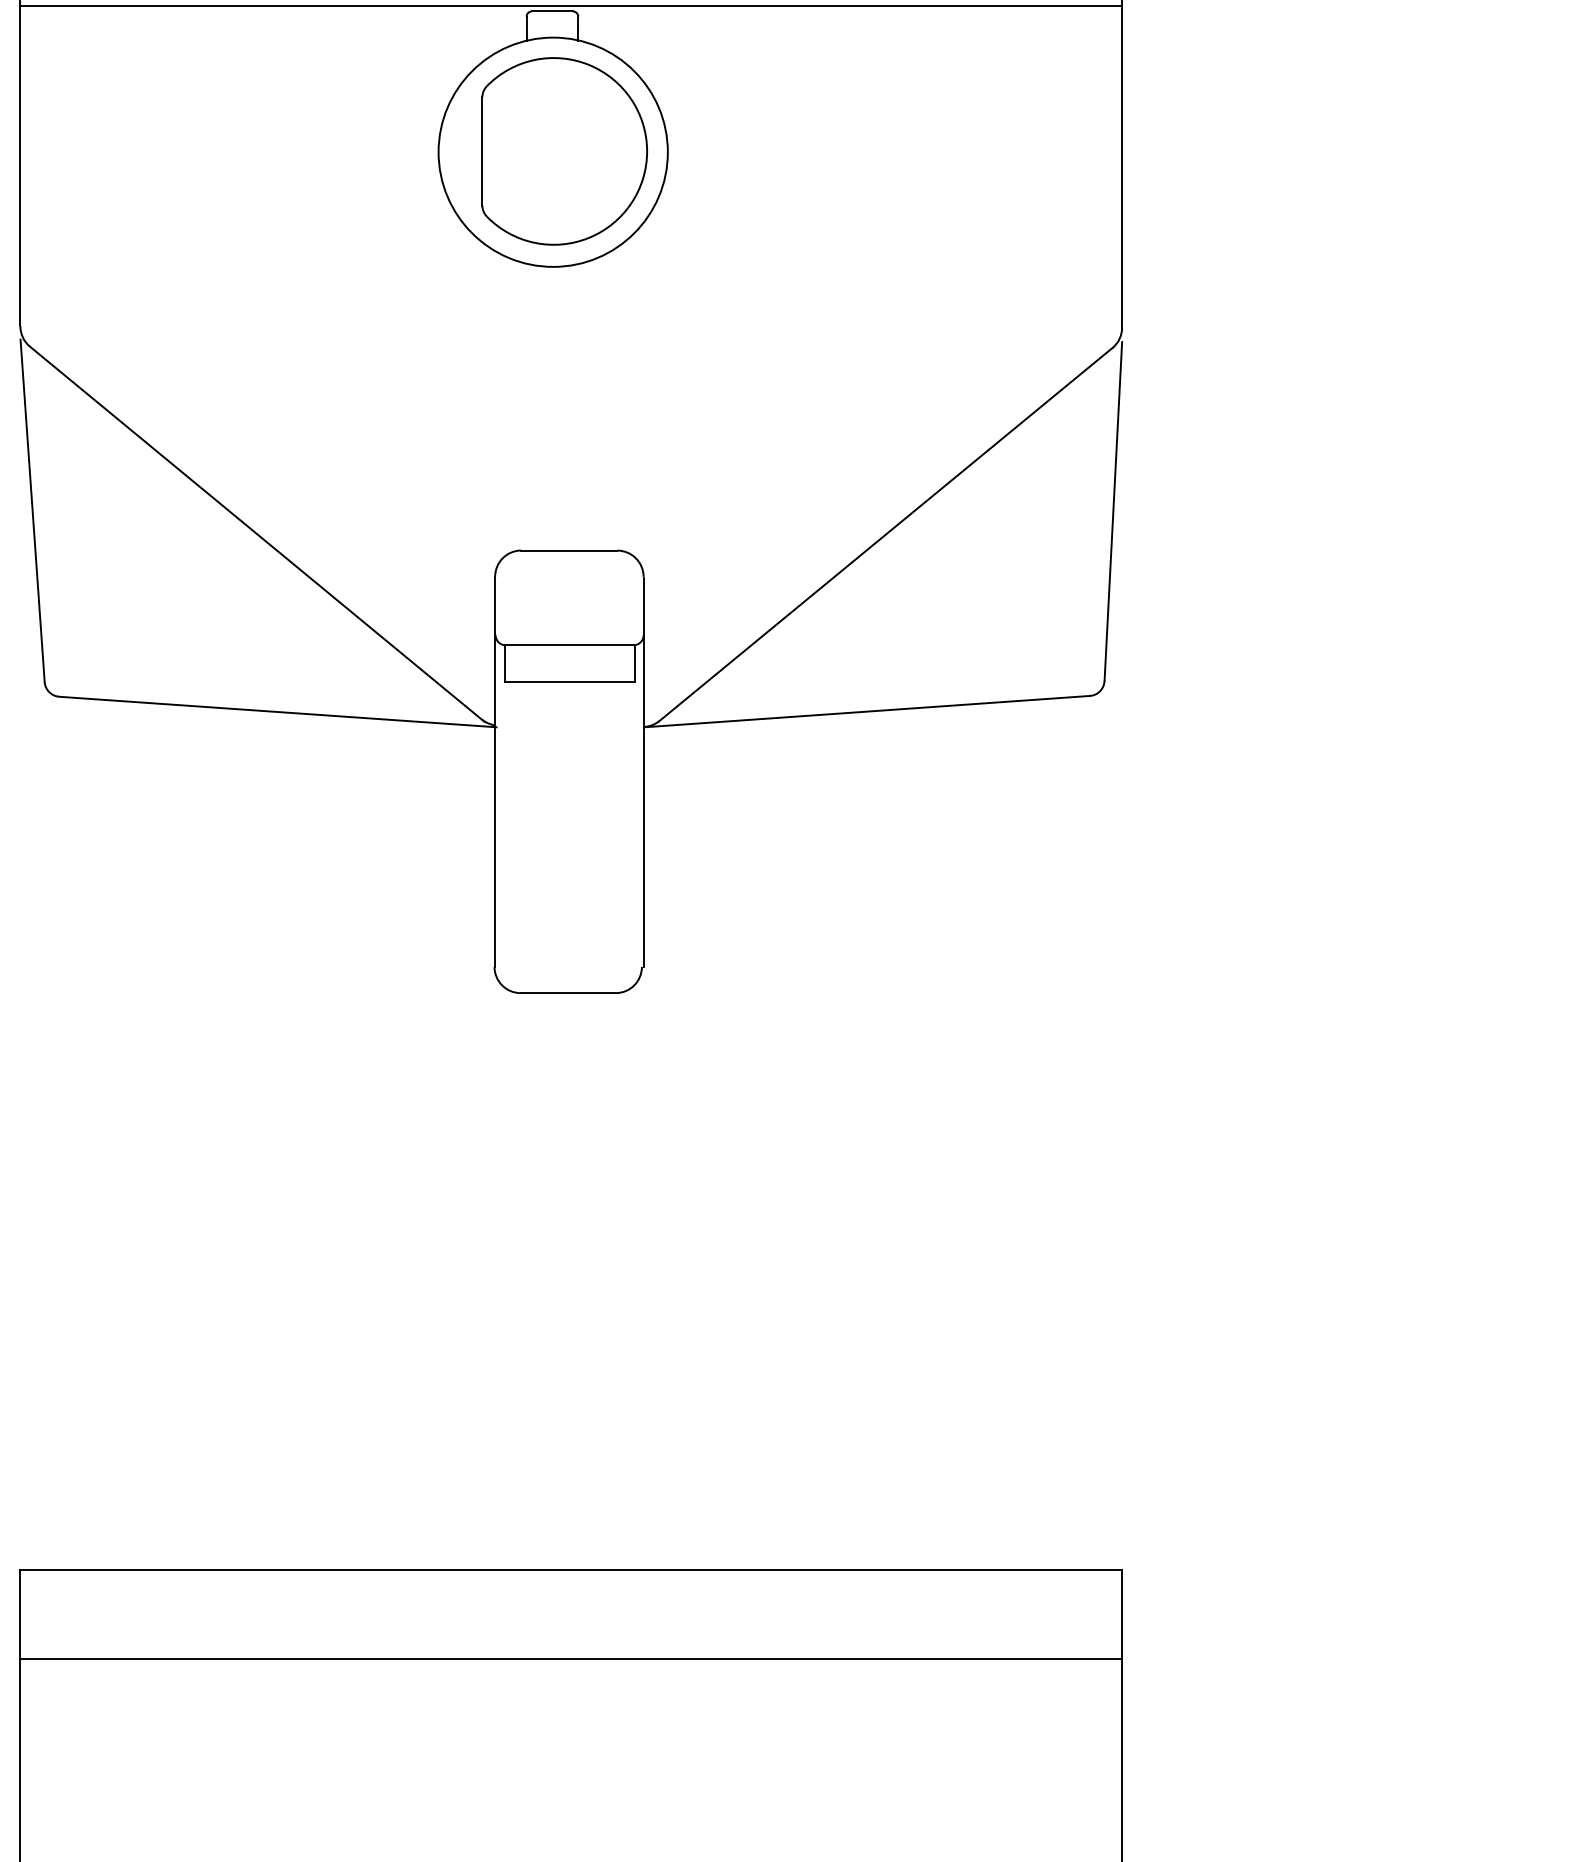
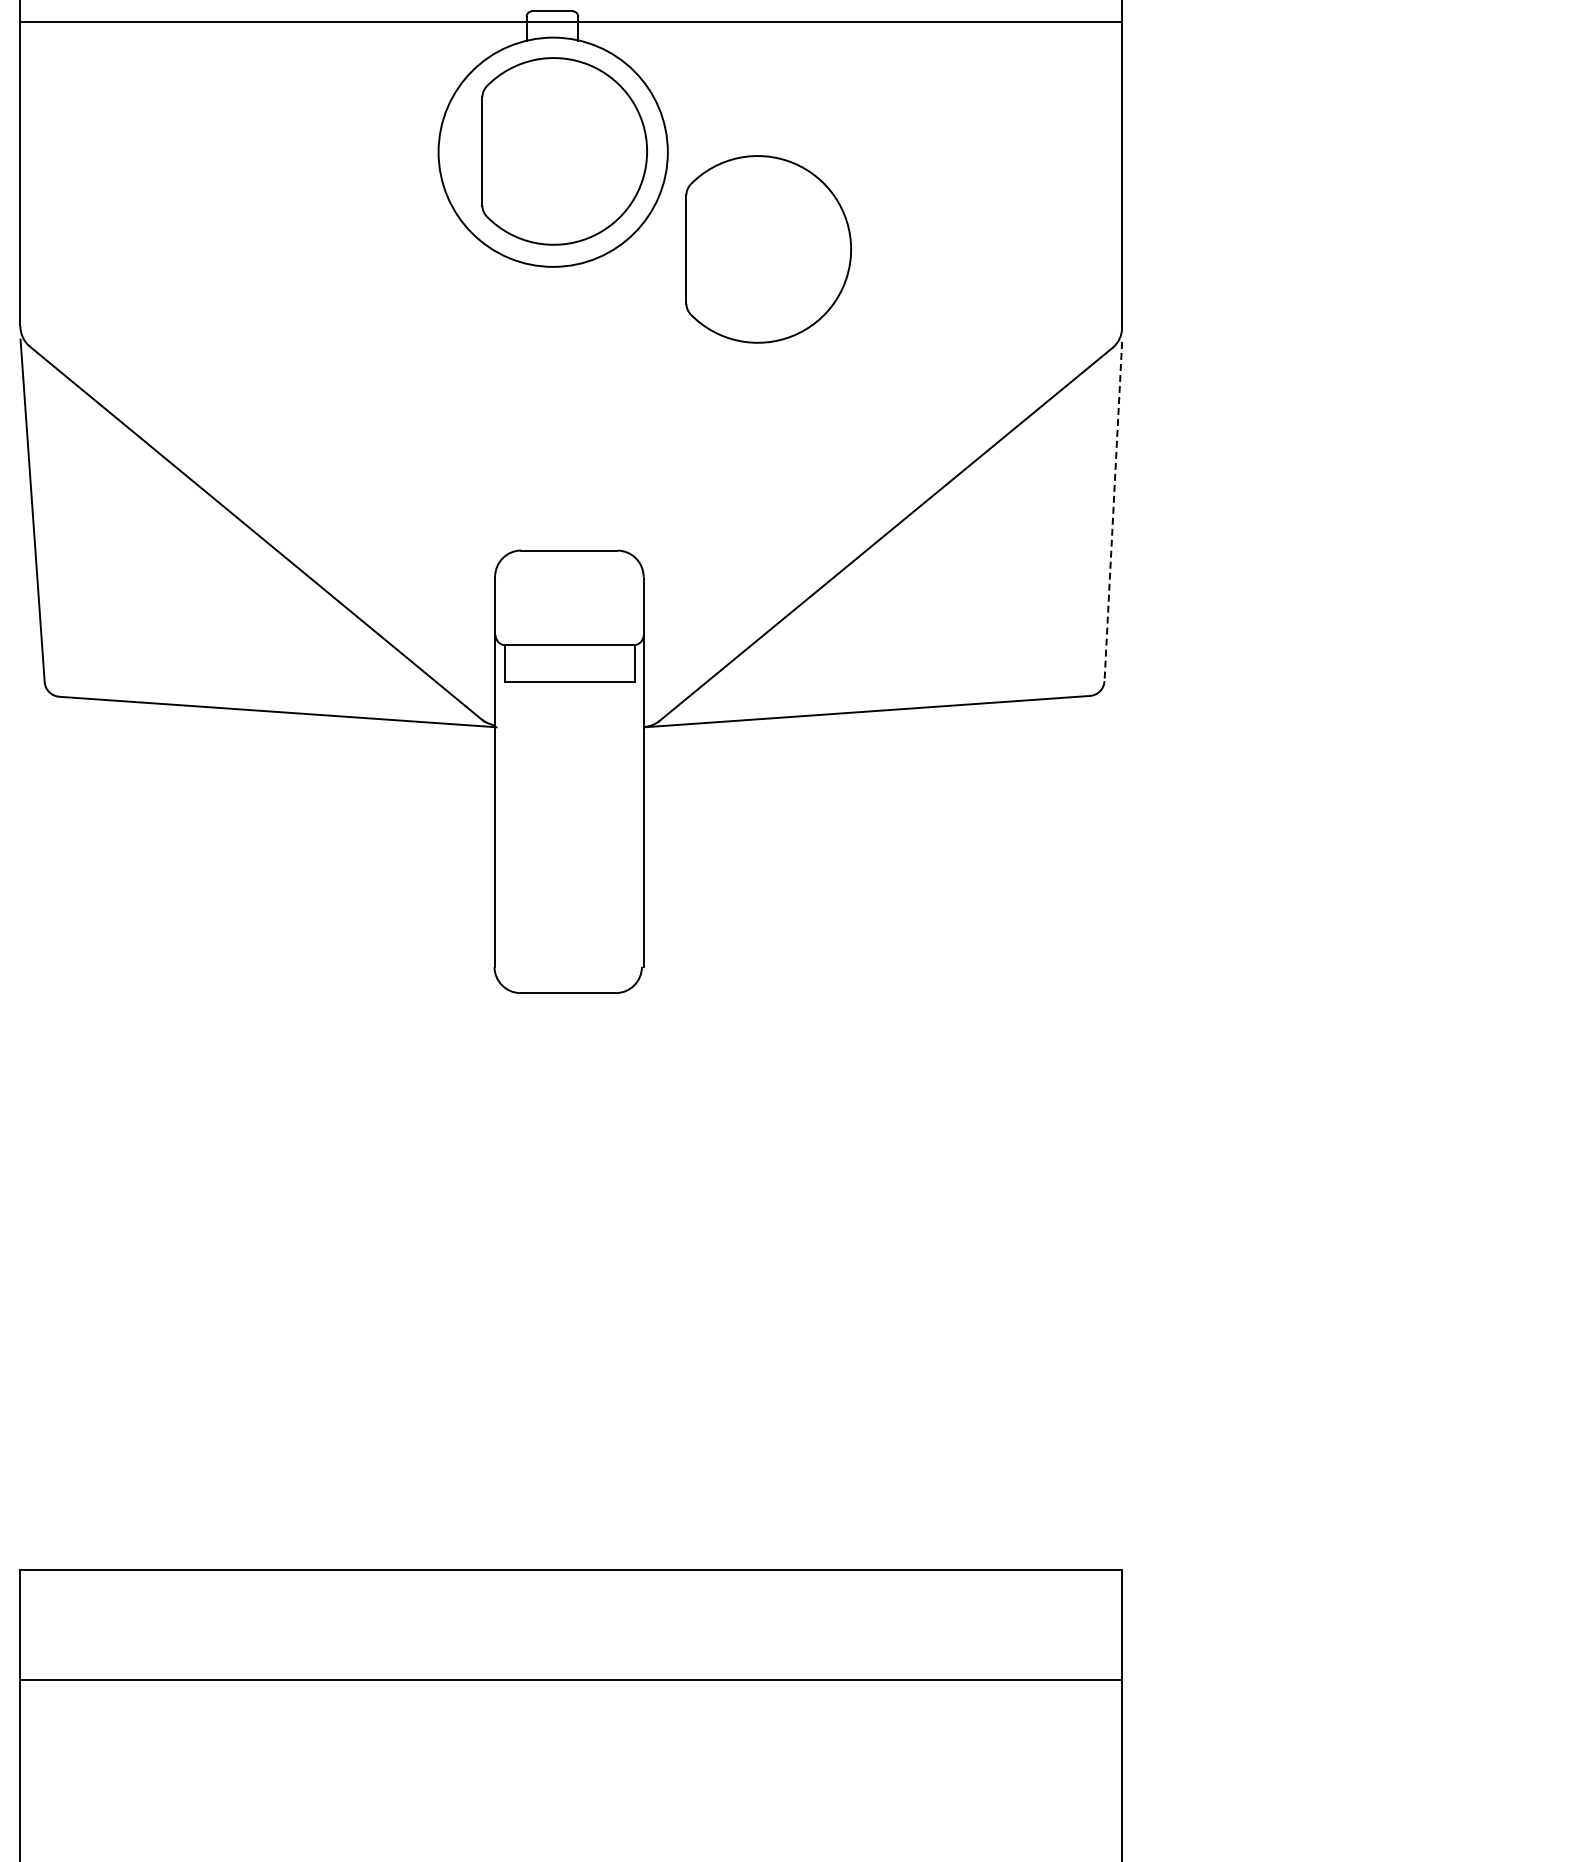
line position: (571, 6) -> (571, 22) (571, 22)
part: none -> present (768, 249)
line: solid -> dashed (1113, 511)
line position: (571, 1658) -> (571, 1679) (571, 1679)
